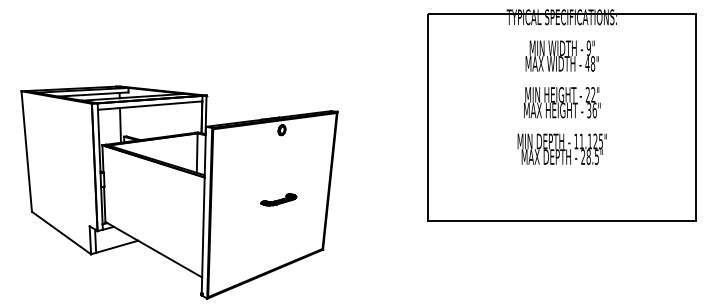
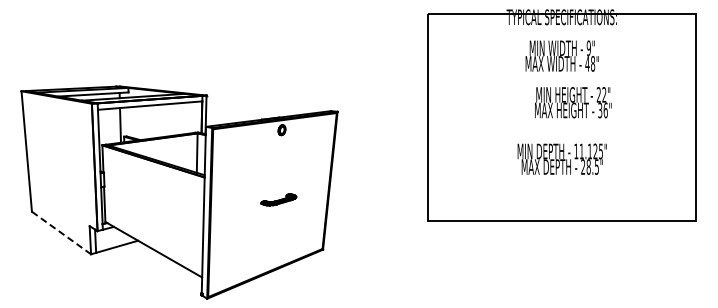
text position: (562, 102) -> (573, 102) (573, 102)
text position: (561, 148) -> (561, 158) (561, 158)
line: solid -> dashed (61, 233)
